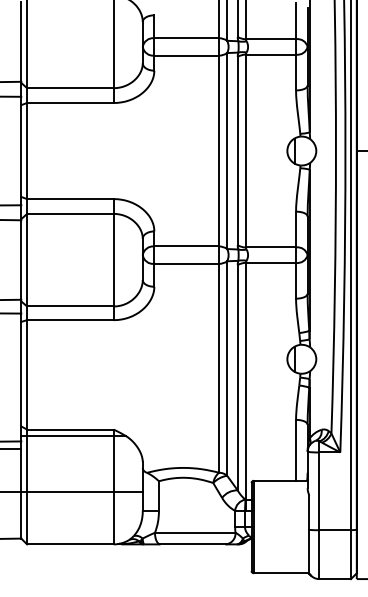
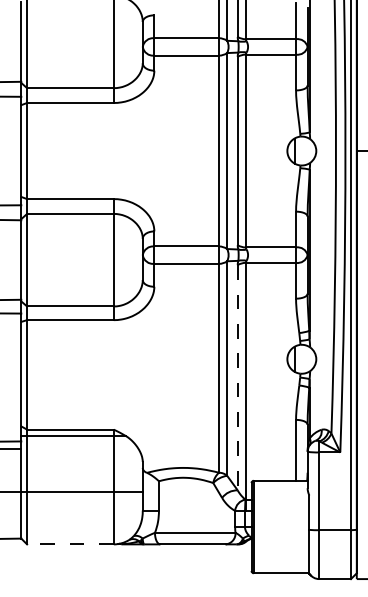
line: solid -> dashed (237, 377)
line: solid -> dashed (69, 544)
